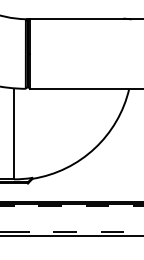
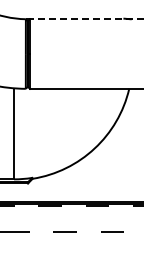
line: solid -> dashed (86, 19)
line: present -> none (70, 236)
